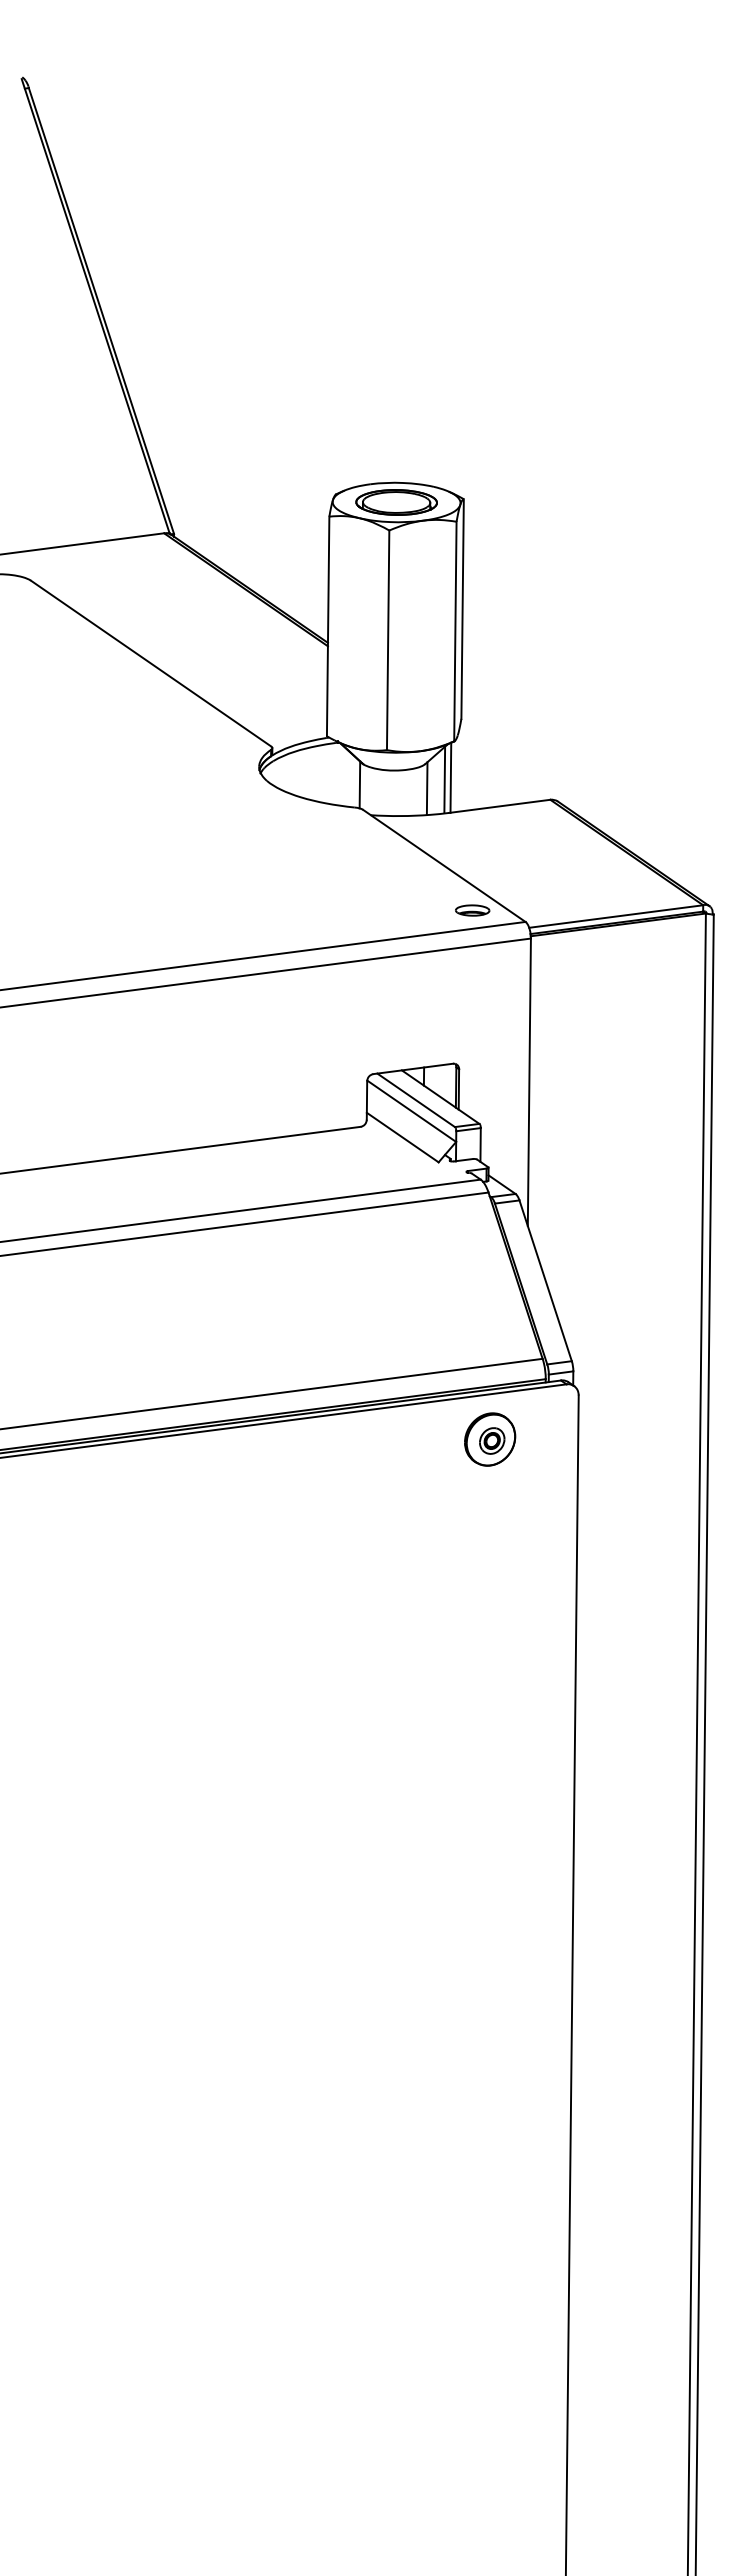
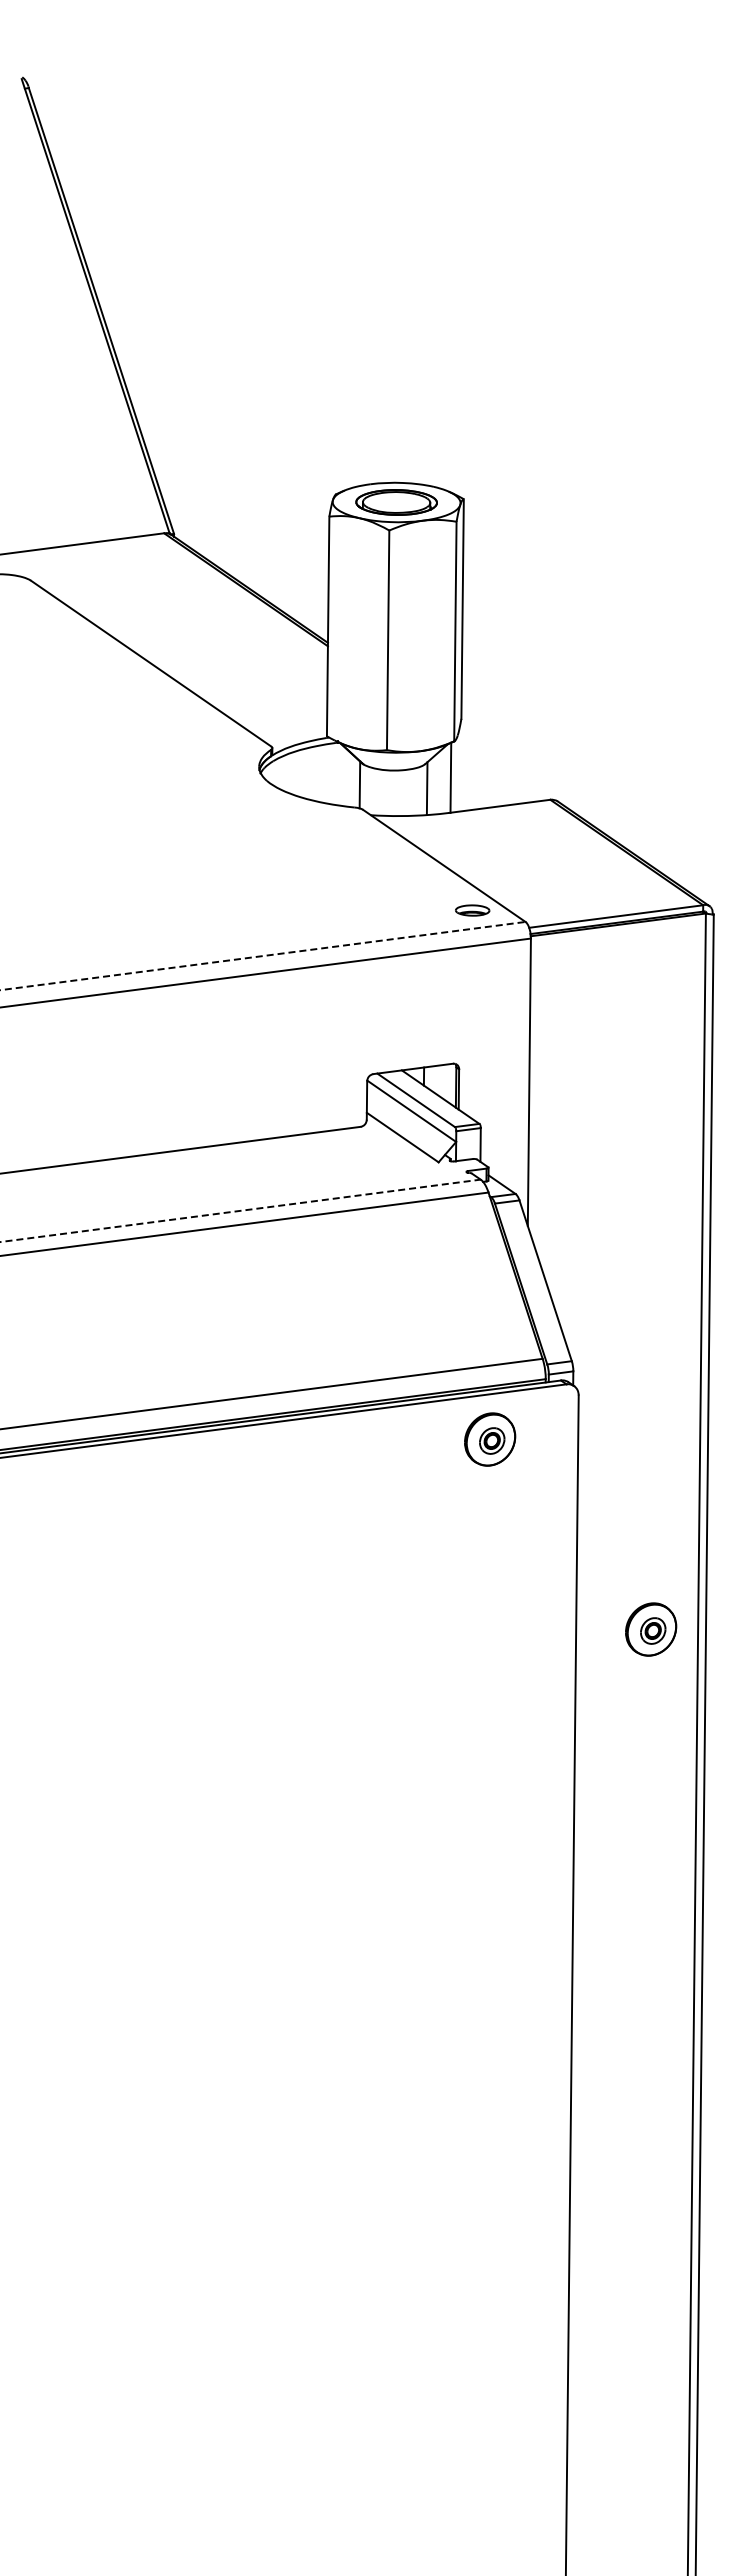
line: present -> none (444, 779)
line: solid -> dashed (263, 955)
line: solid -> dashed (240, 1210)
part: none -> present (651, 1629)
